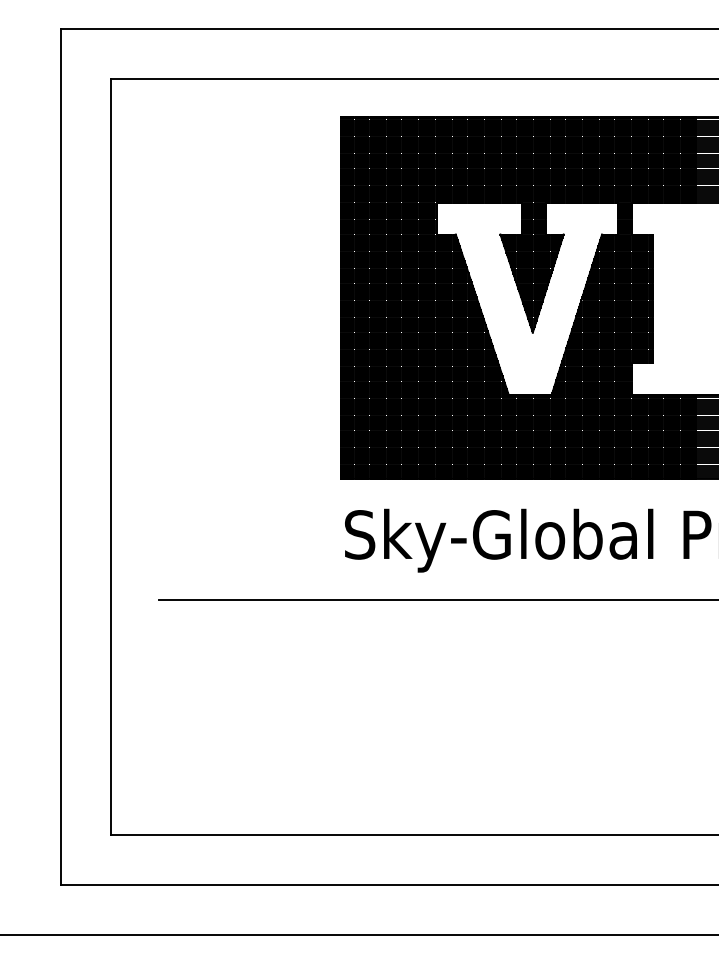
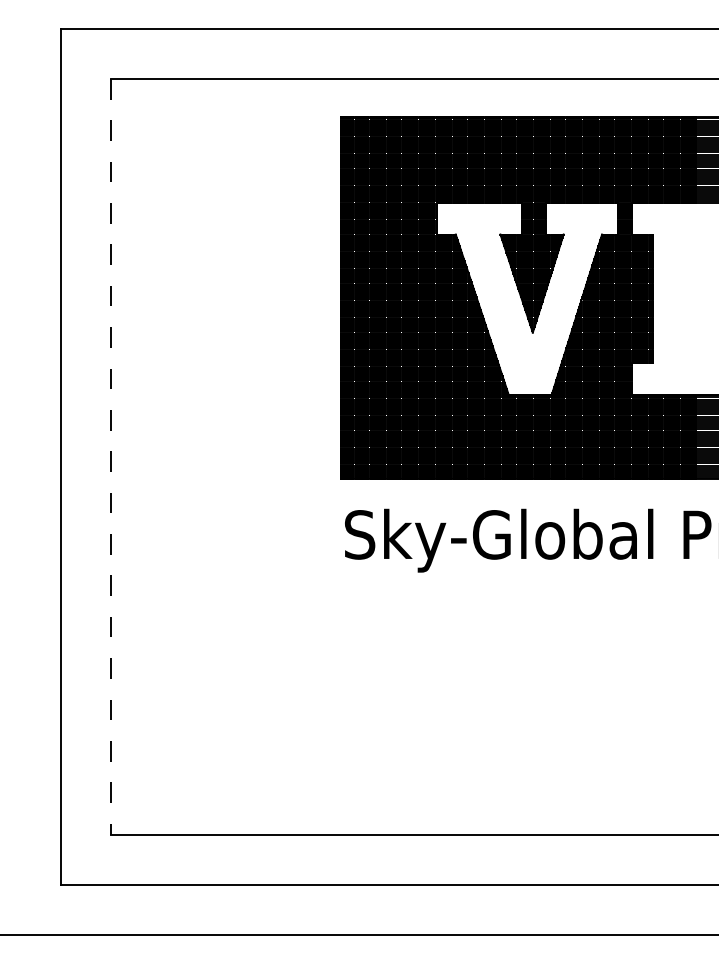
line: solid -> dashed (111, 457)
line: present -> none (436, 599)
